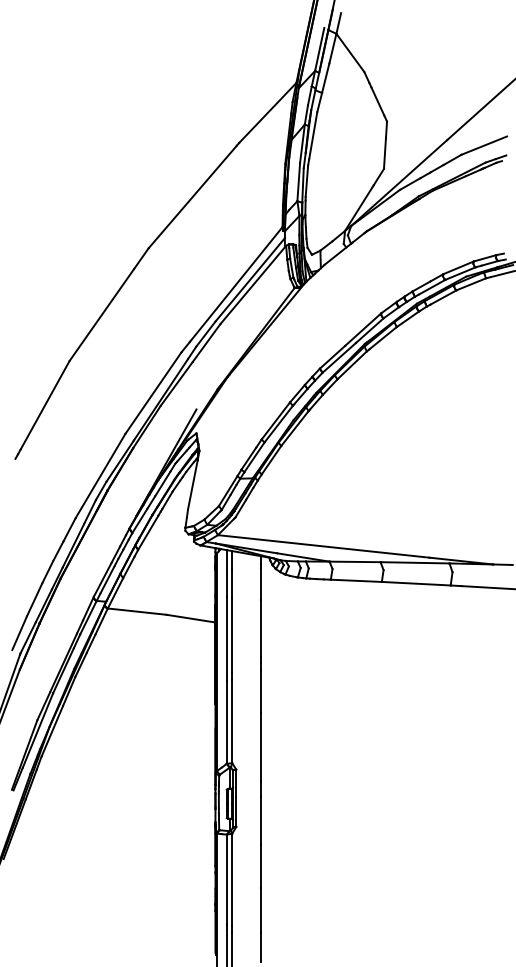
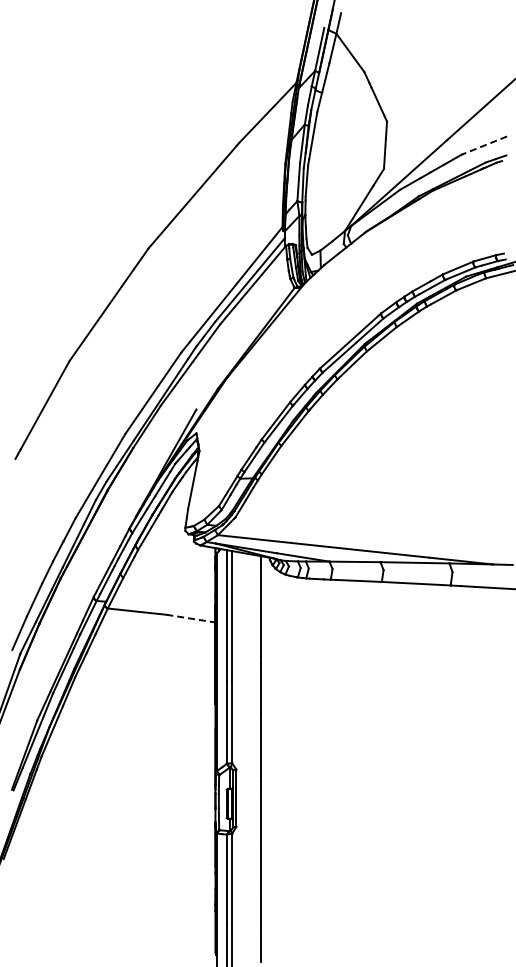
line: solid -> dashed (484, 145)
line: solid -> dashed (190, 618)
